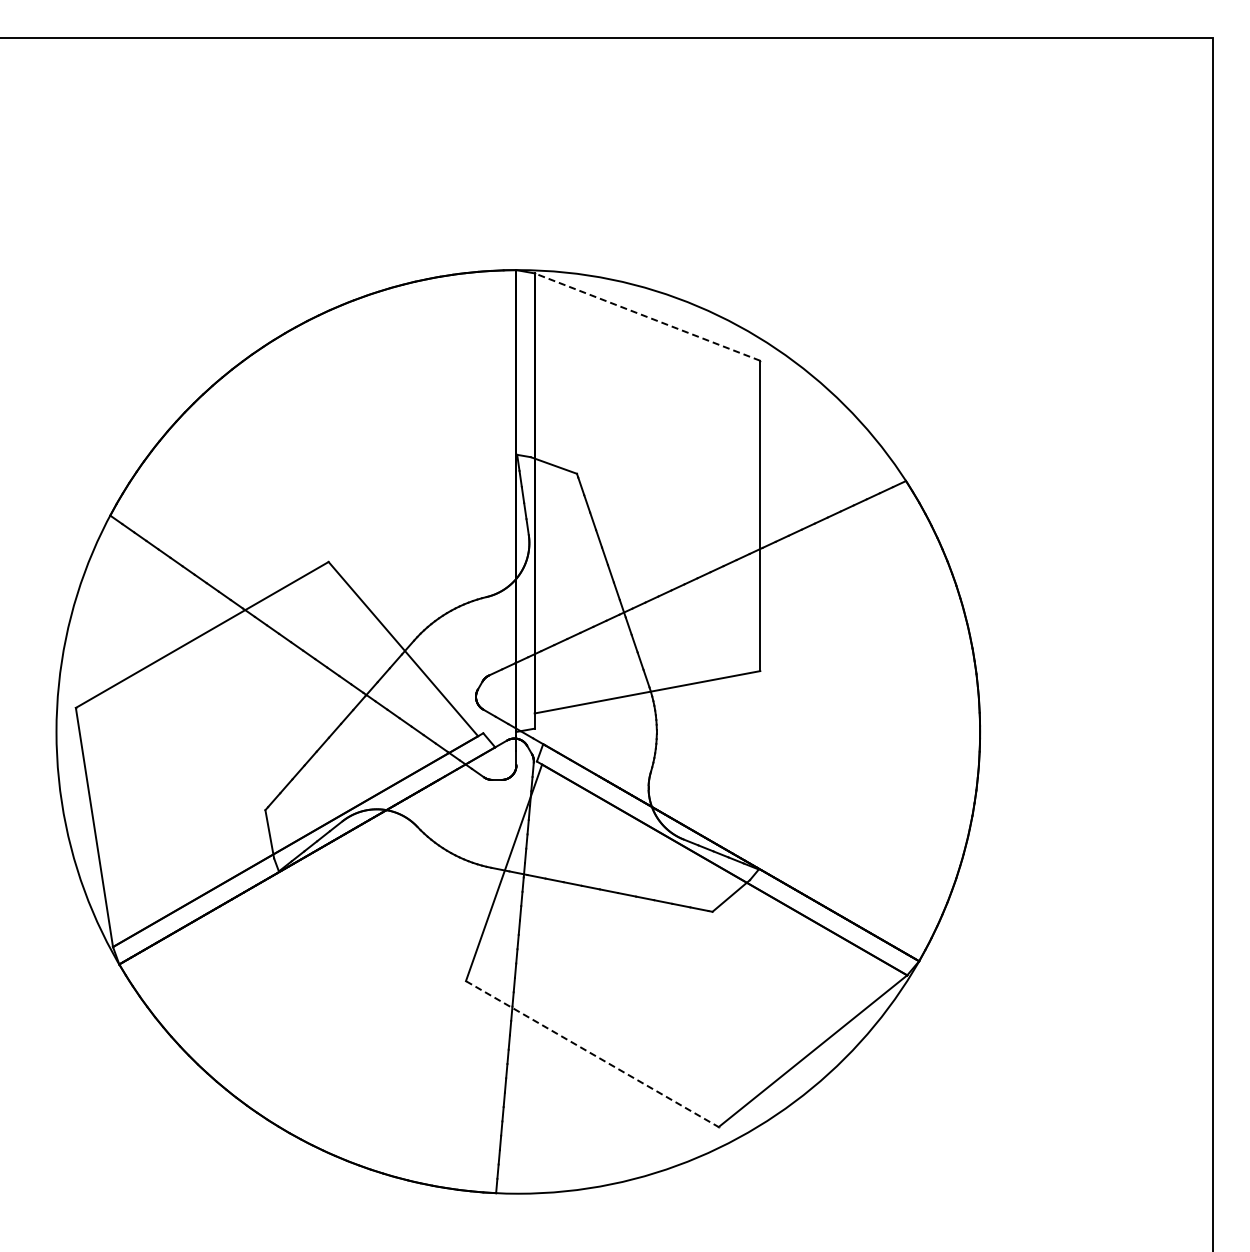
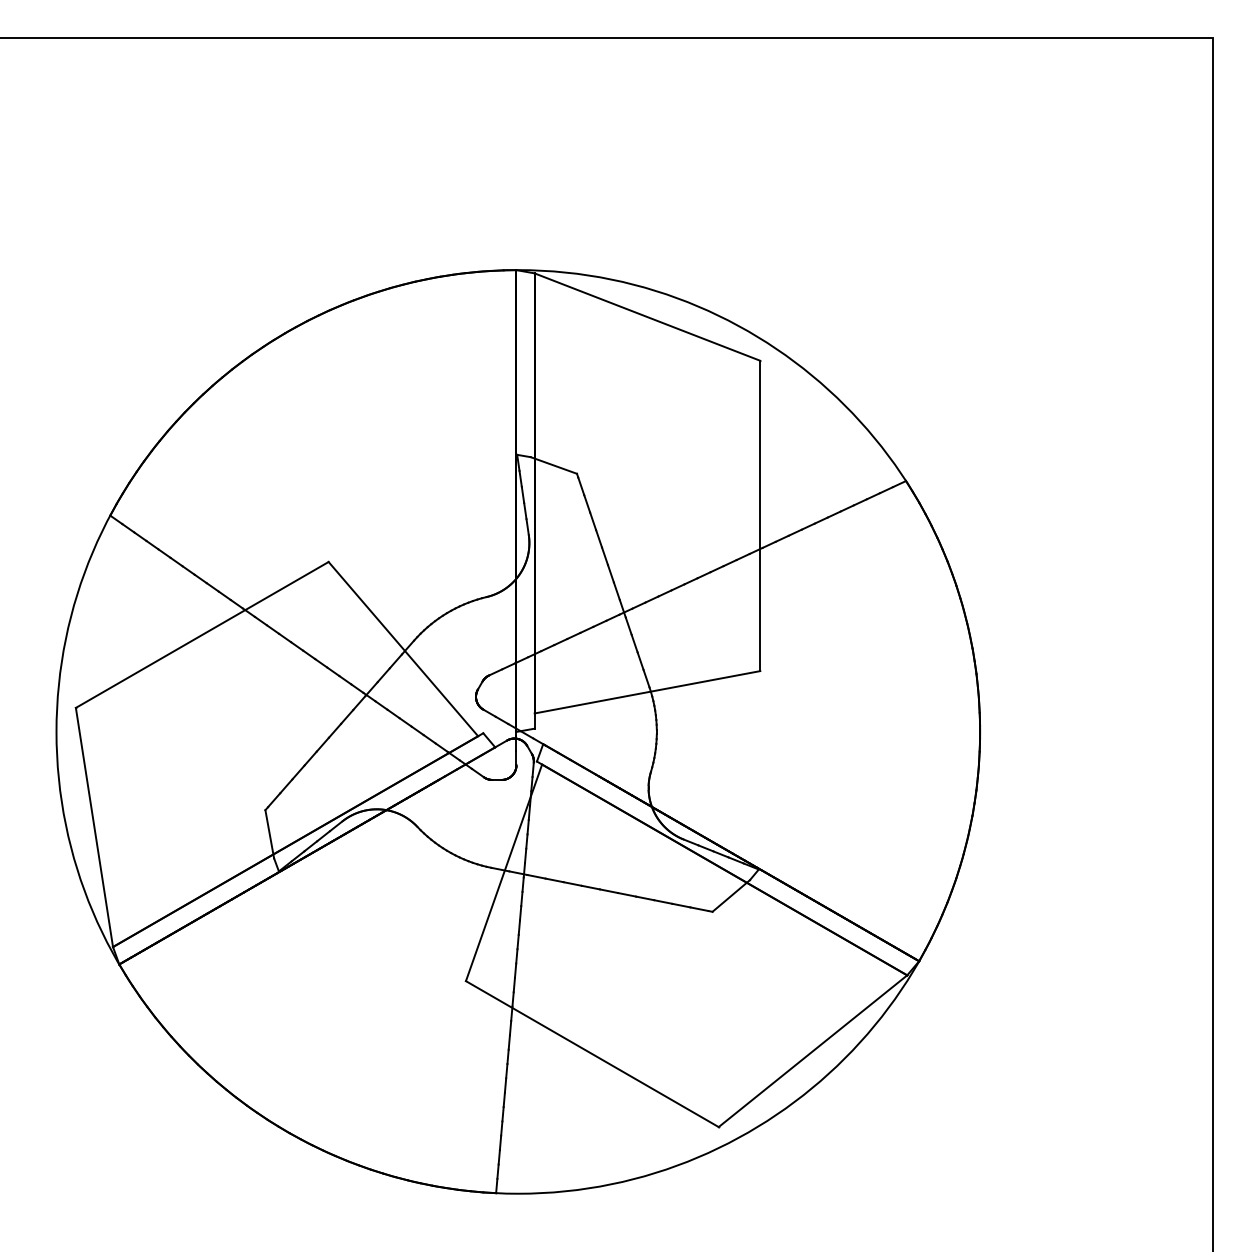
line: dashed -> solid (647, 317)
line: dashed -> solid (592, 1054)
